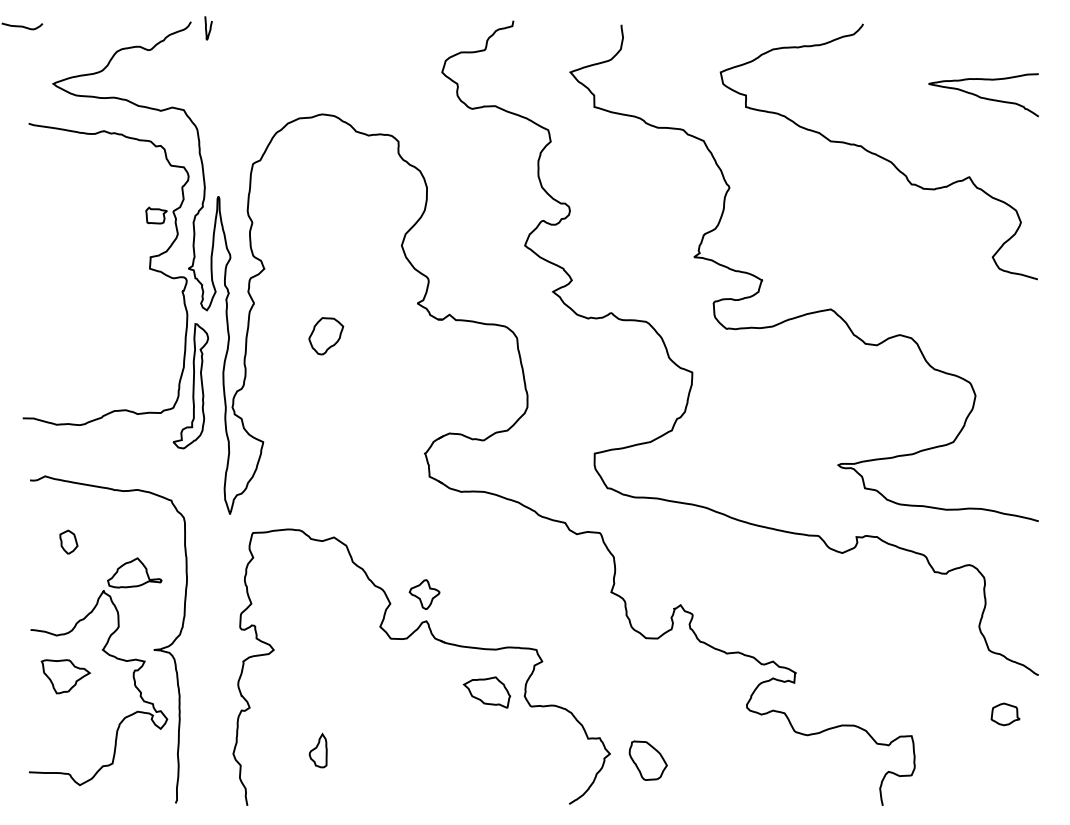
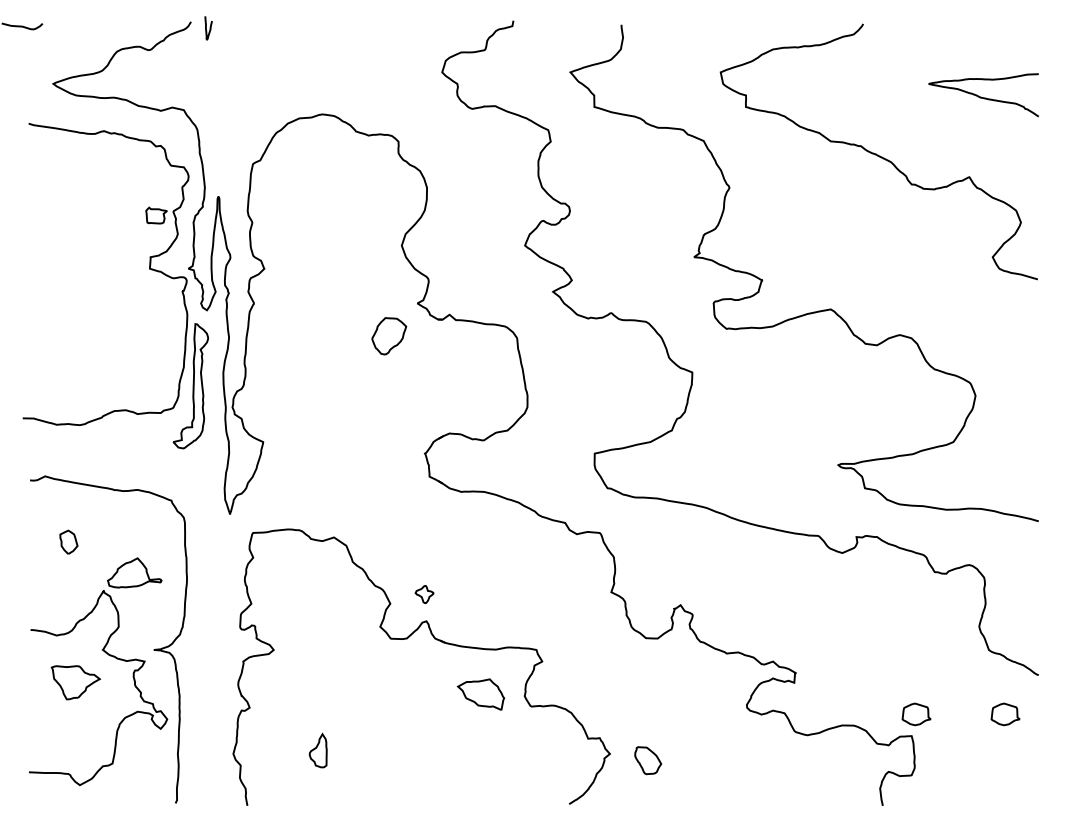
part position: (326, 336) -> (389, 336) (389, 336)
part size: 33x31 px -> 21x19 px (424, 594)
part position: (65, 676) -> (75, 682) (75, 682)
part position: (486, 692) -> (480, 694) (480, 694)
part: none -> present (916, 714)
part size: 40x41 px -> 29x30 px (648, 760)
